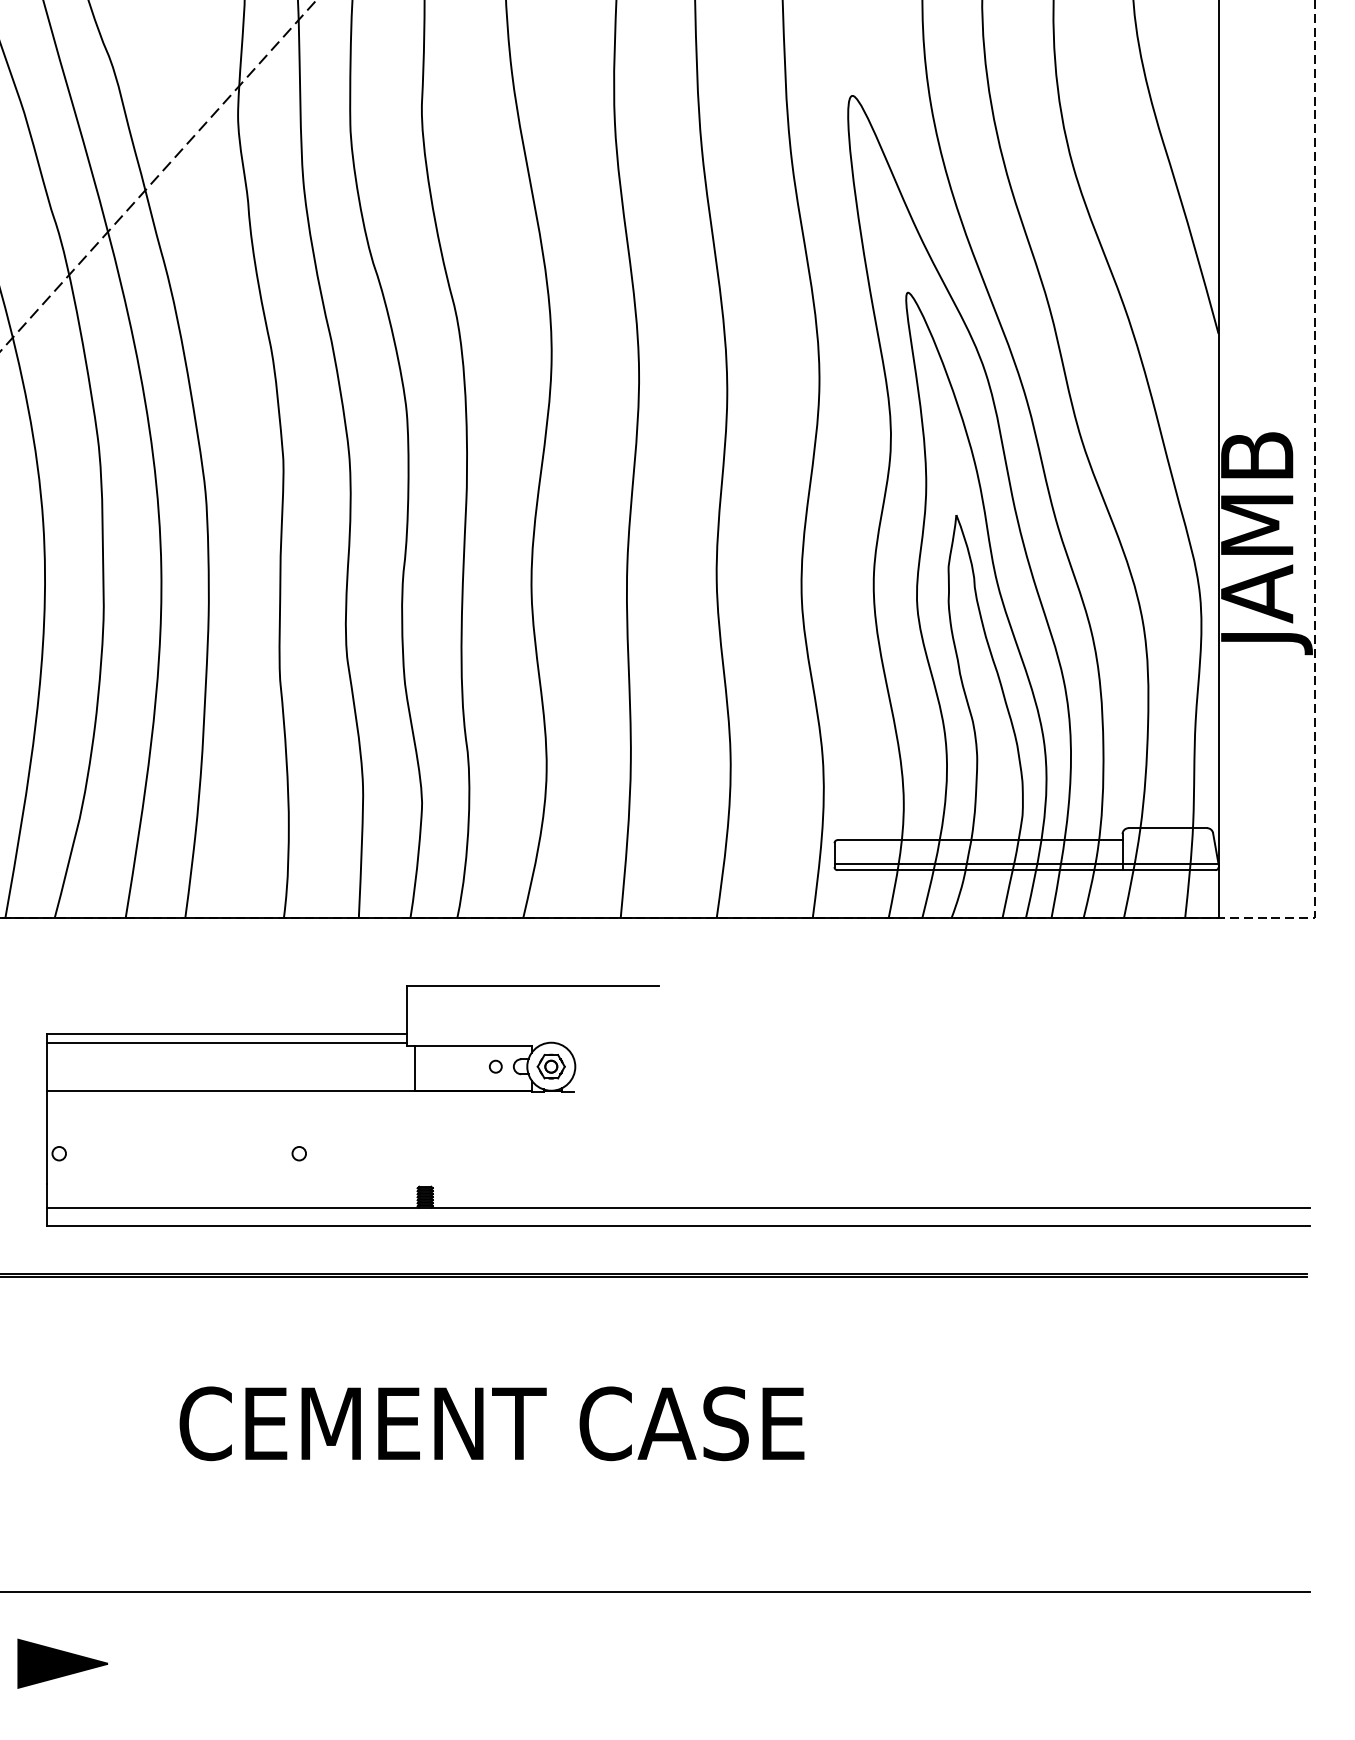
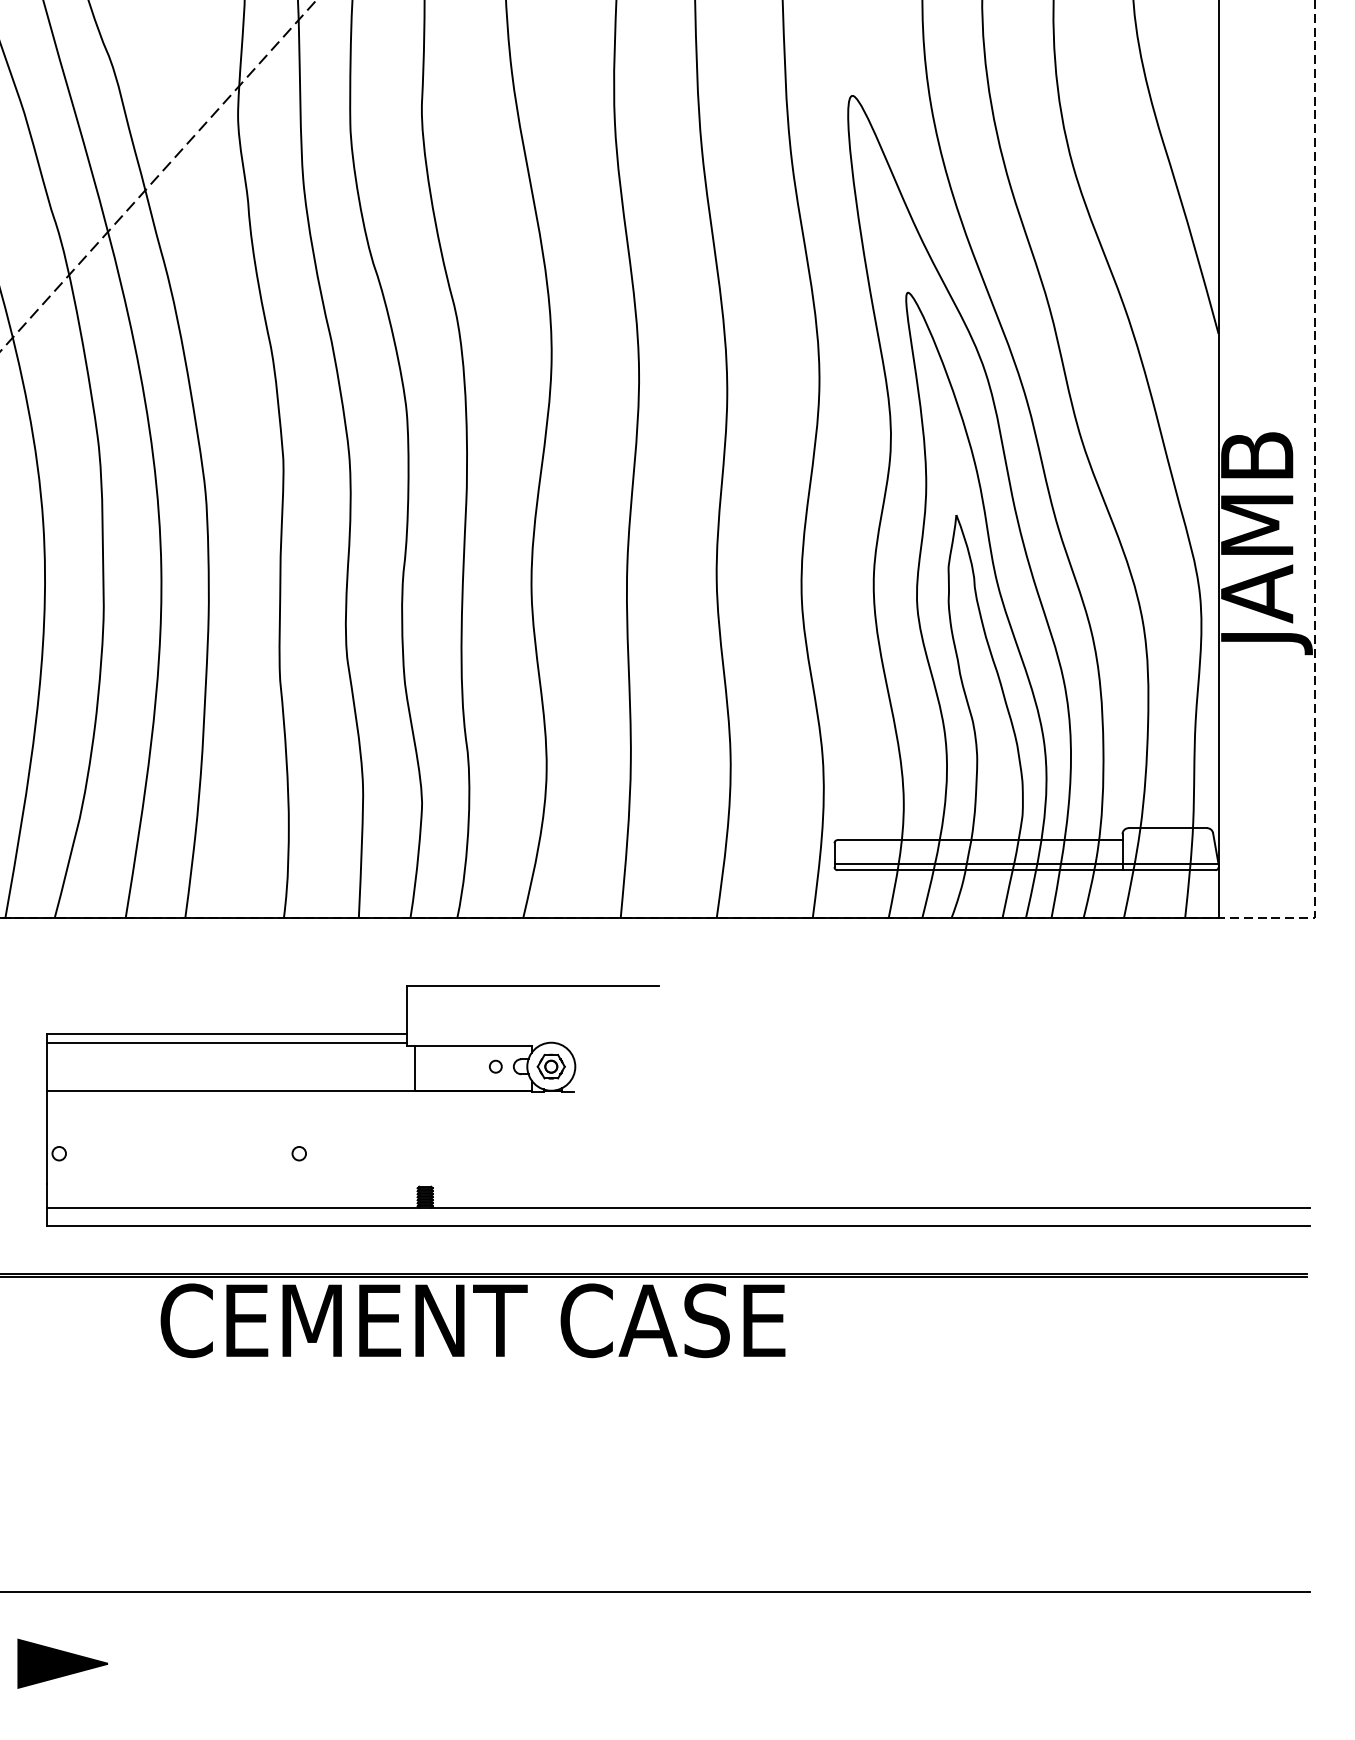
text position: (491, 1423) -> (472, 1320) (472, 1320)
